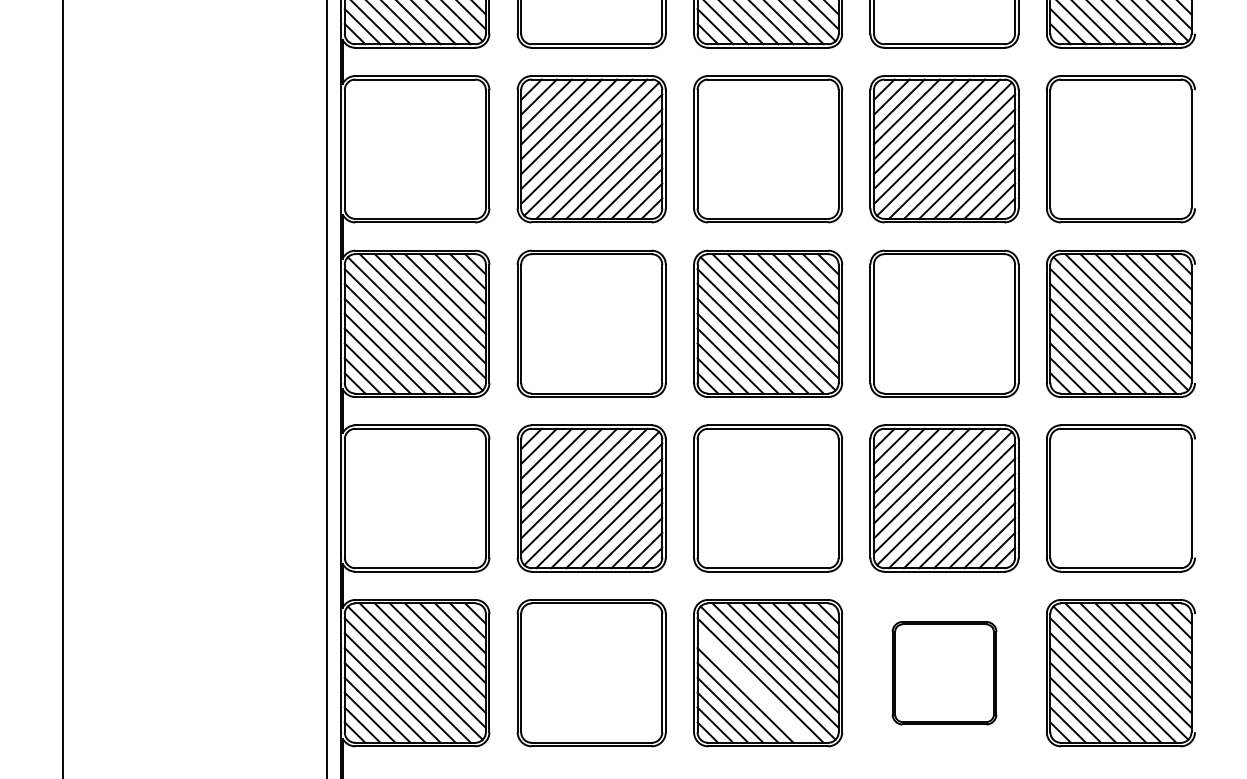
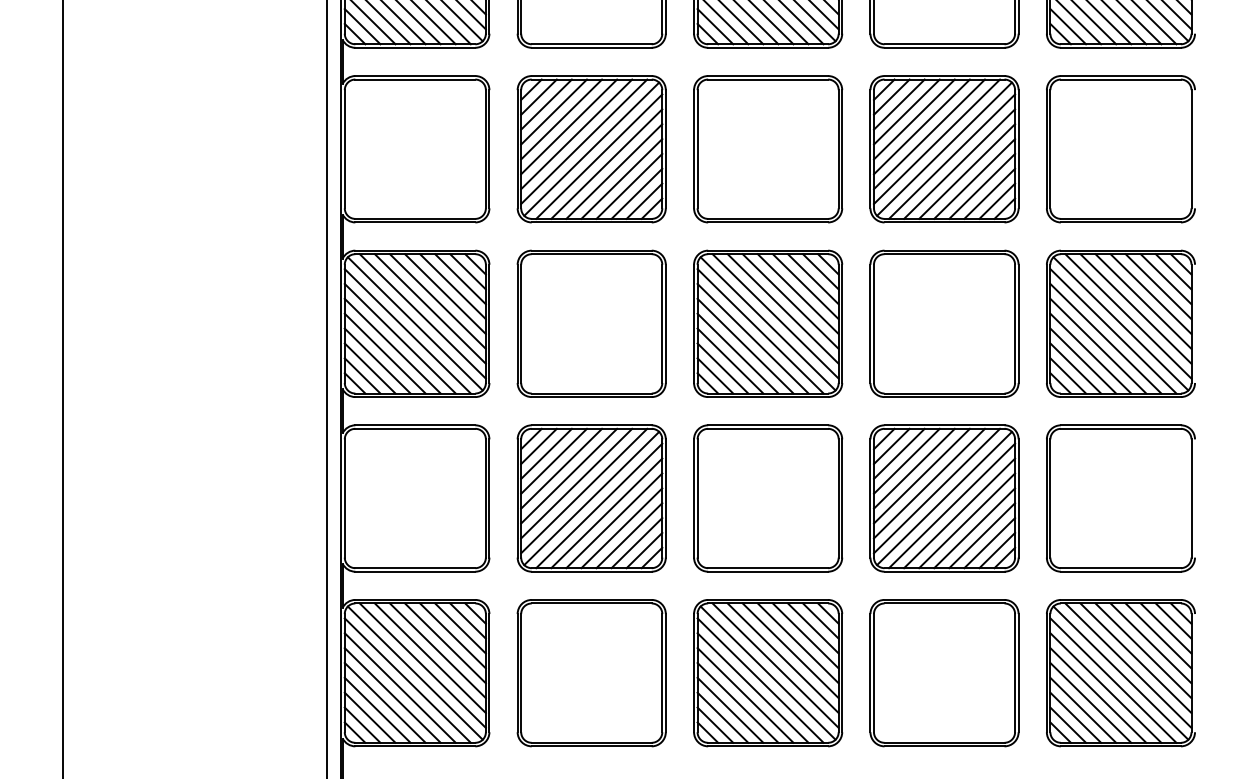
part size: 107x105 px -> 151x149 px (944, 673)
line: none -> present (752, 687)
